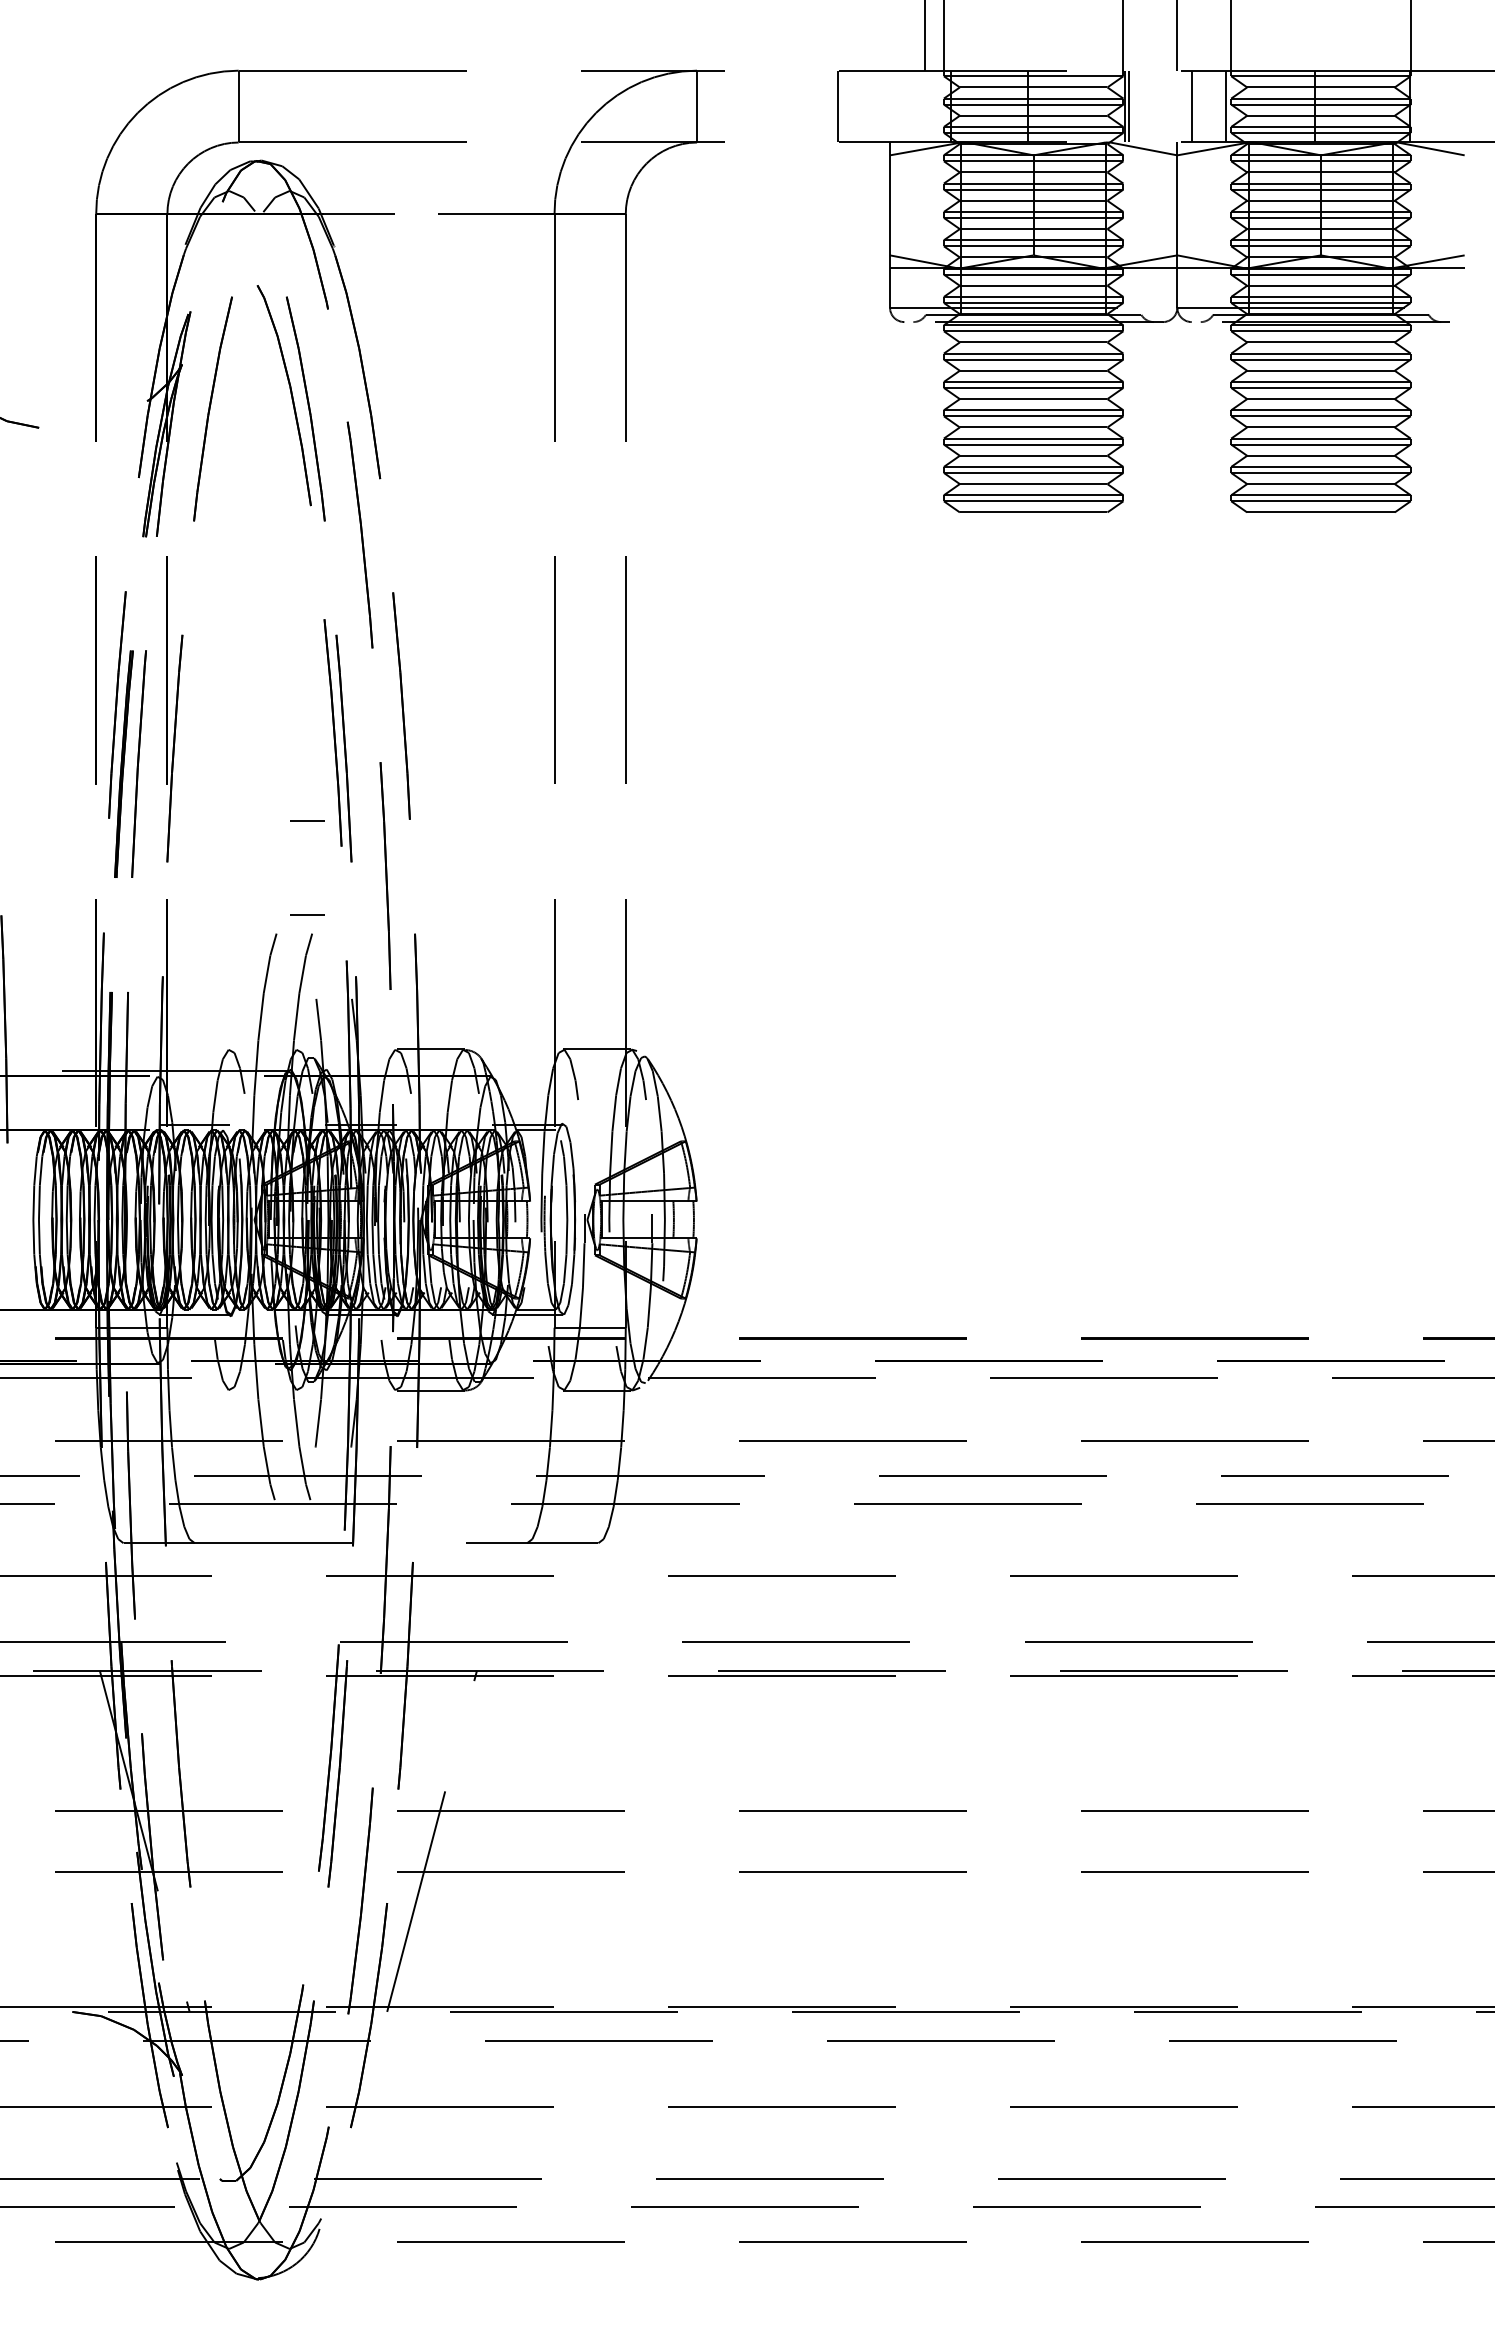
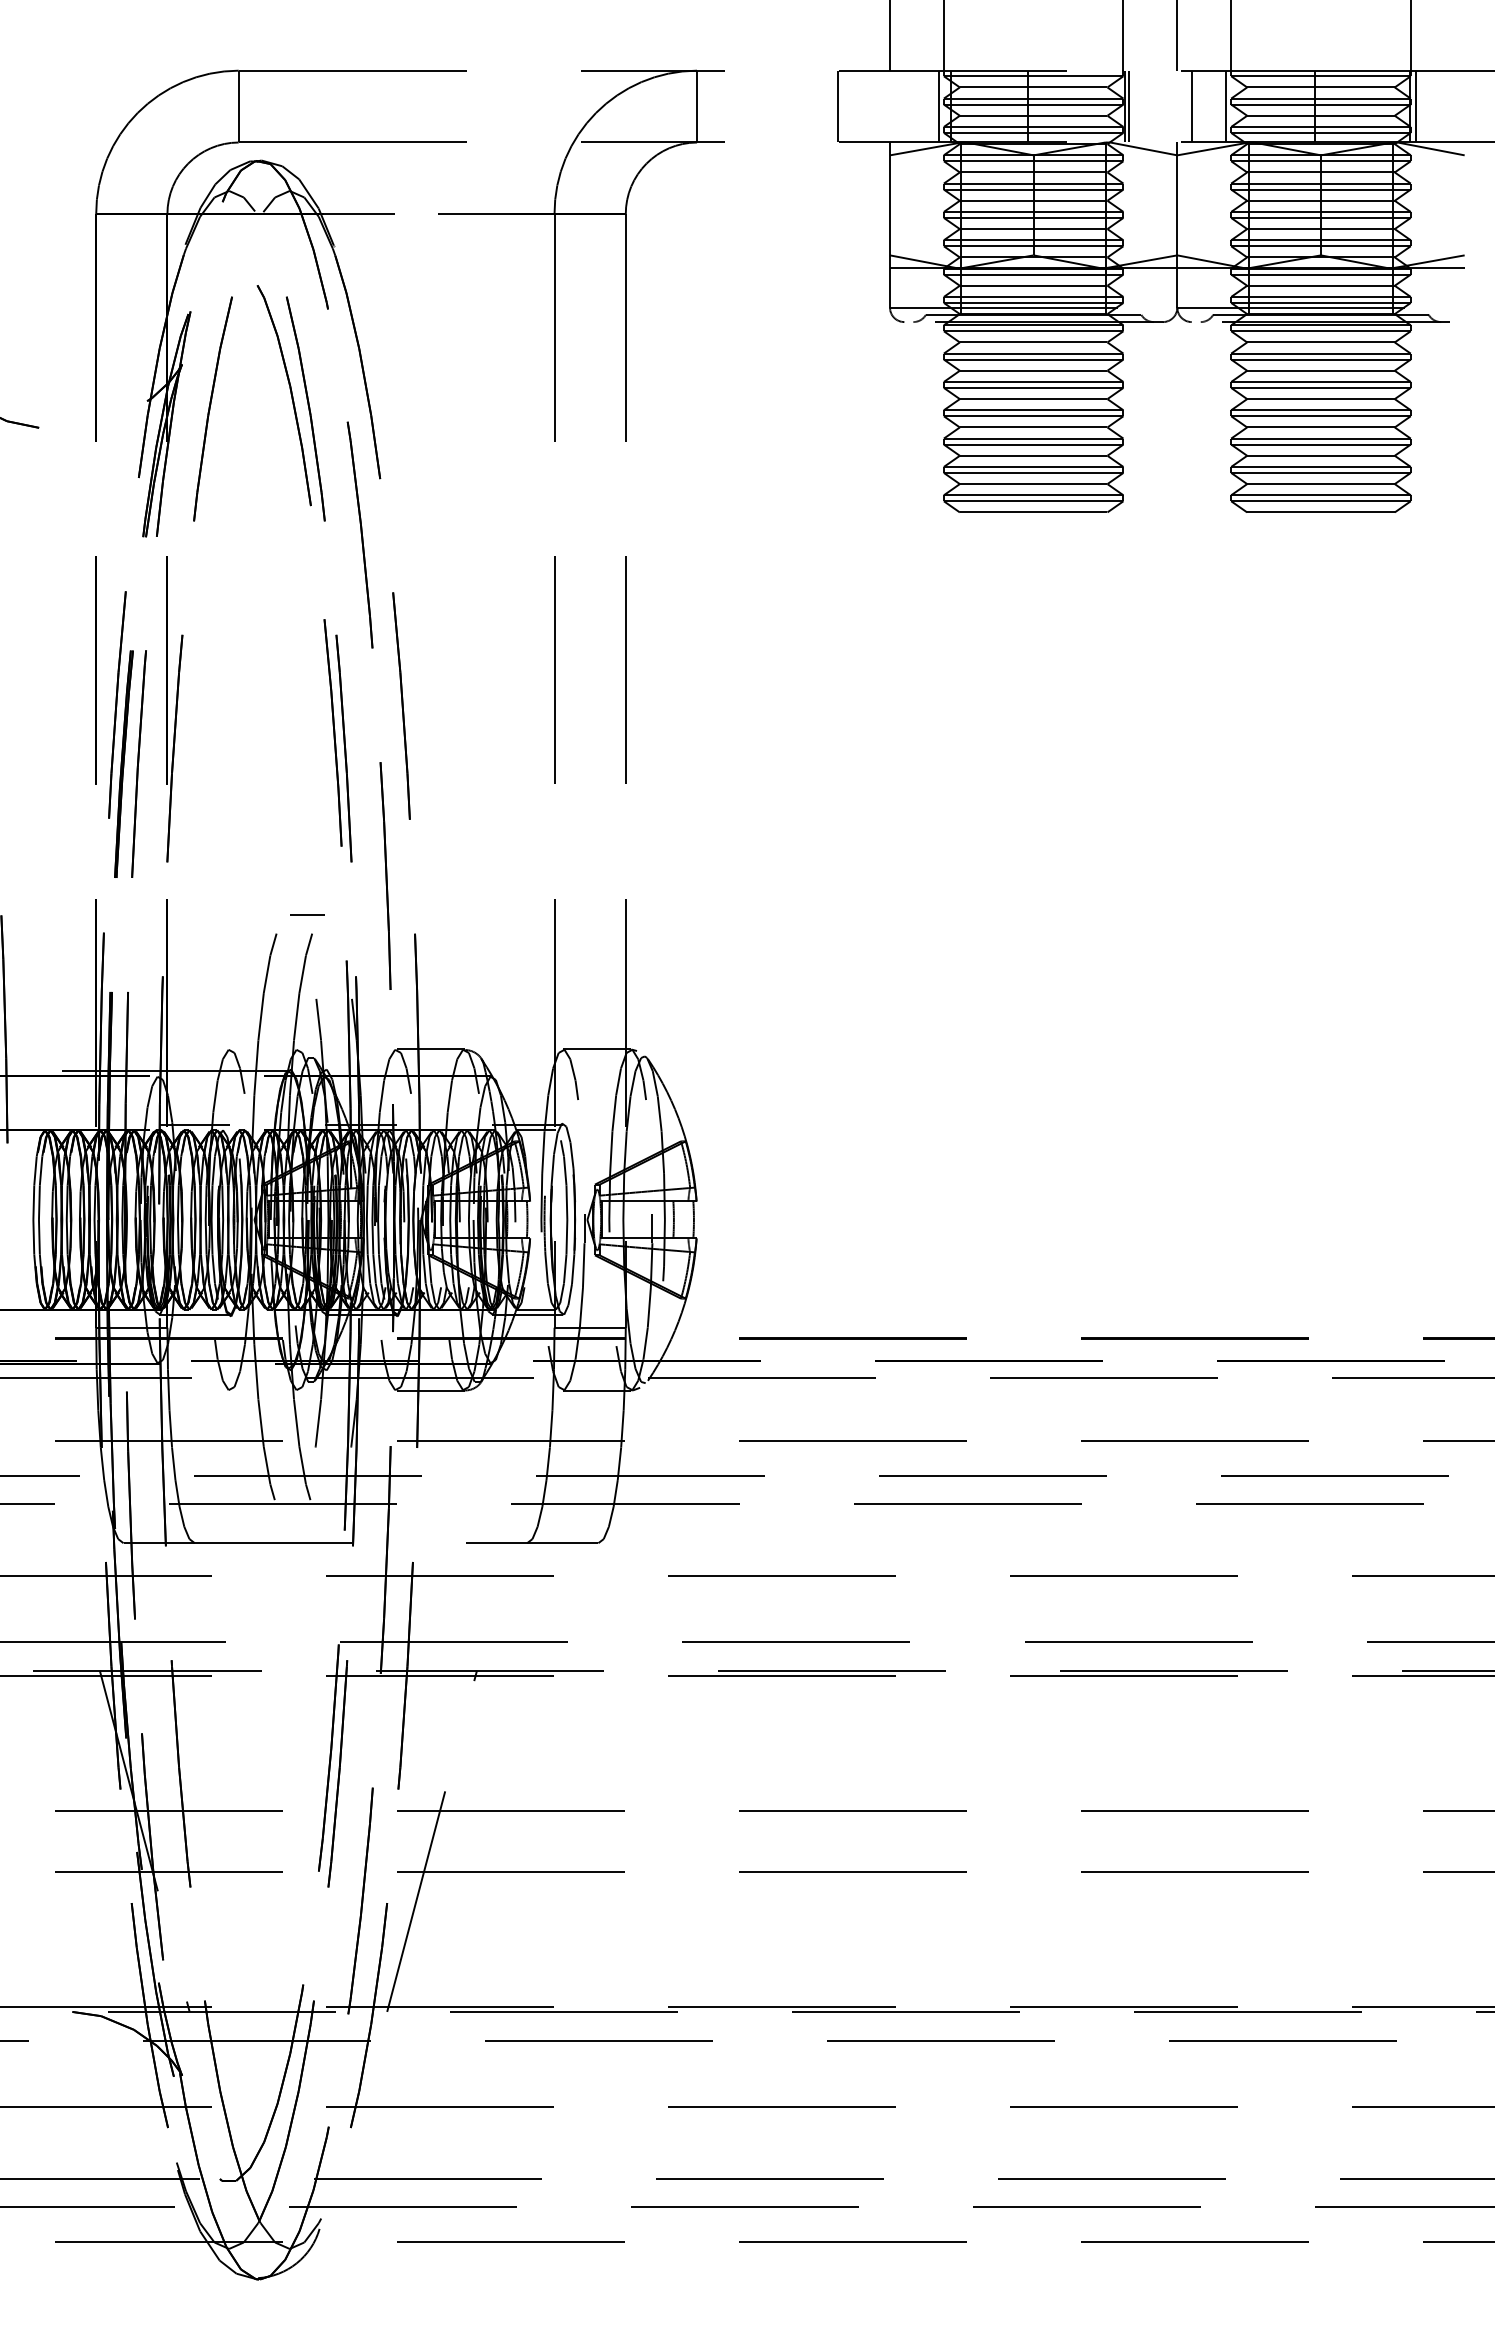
line position: (925, 36) -> (890, 36) (890, 36)
line: none -> present (938, 106)
line: none -> present (1416, 106)
line: present -> none (307, 820)
